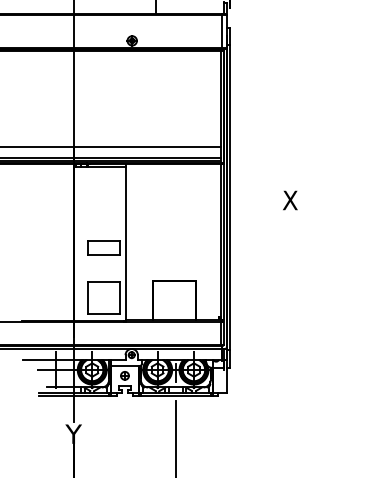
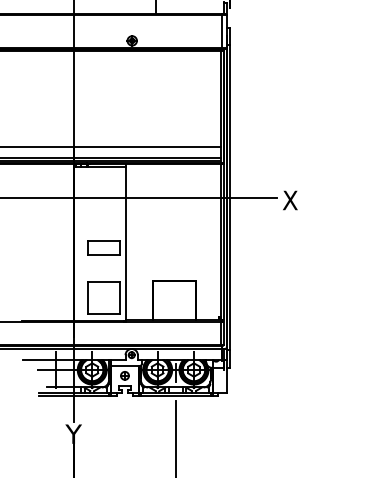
line: none -> present (139, 197)
